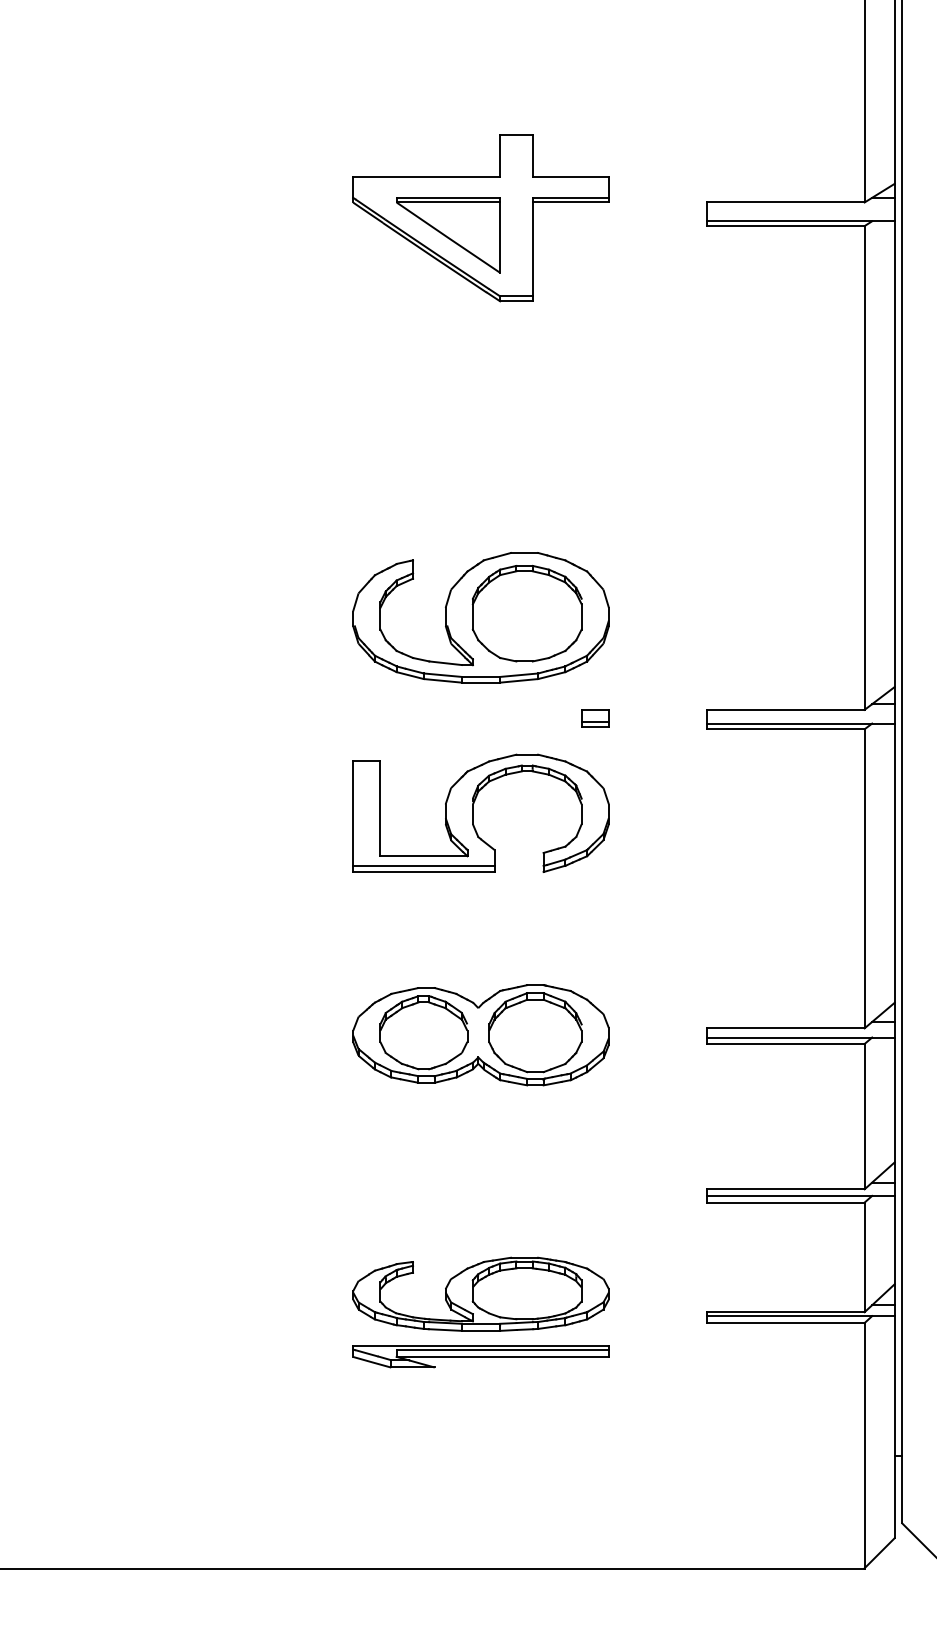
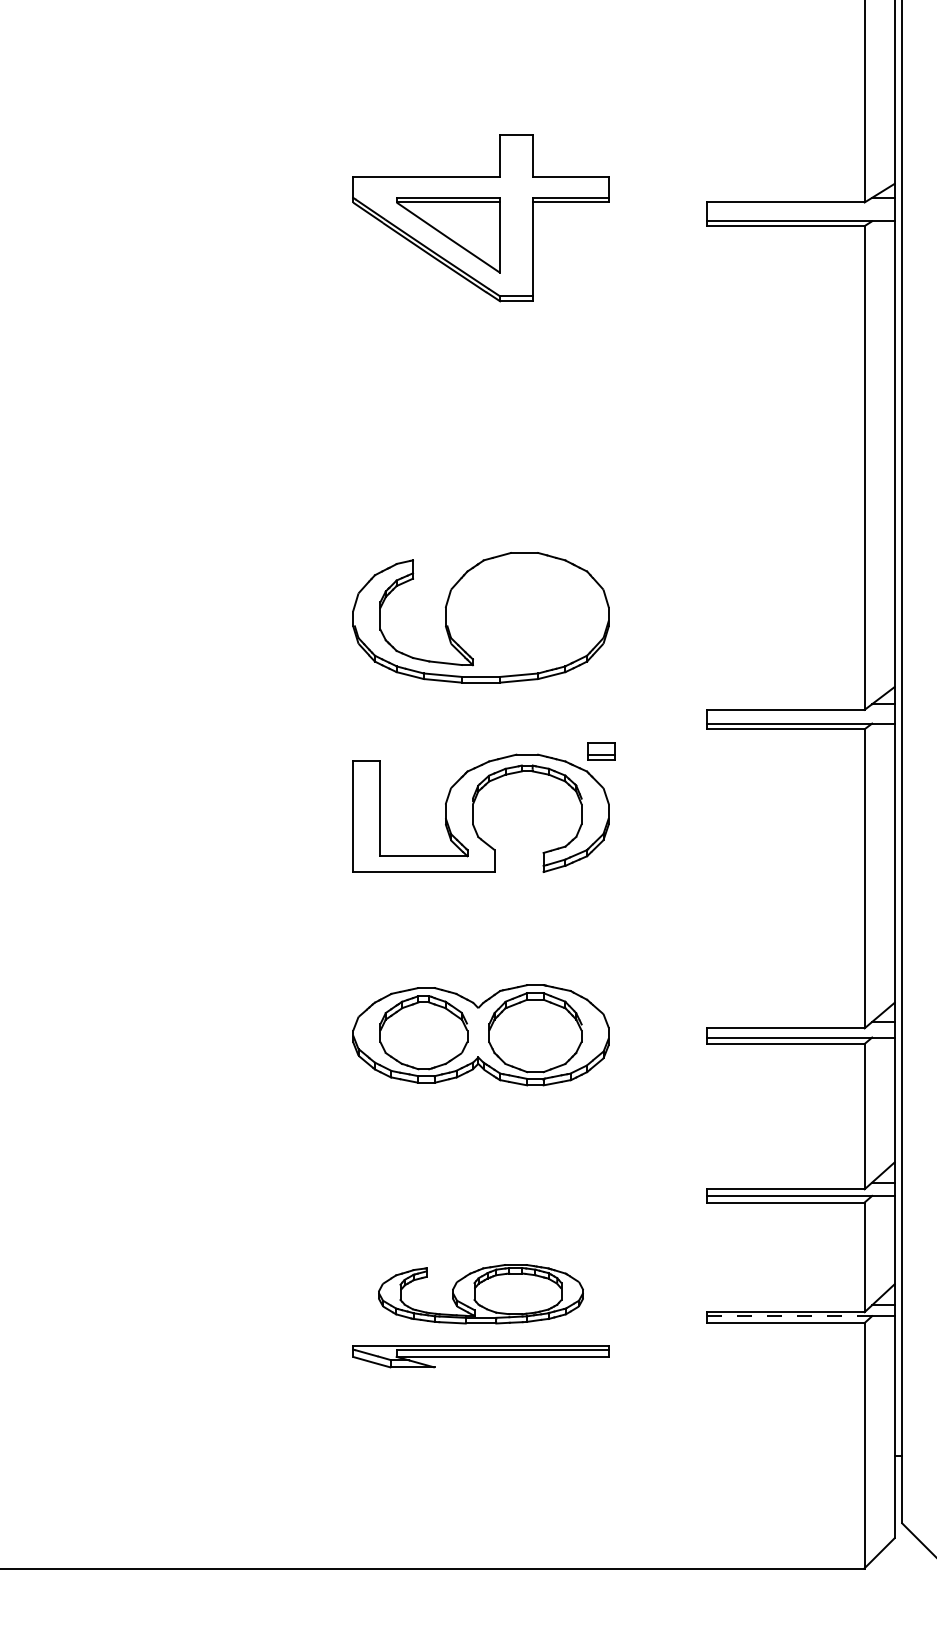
part: present -> none (526, 613)
part position: (595, 718) -> (601, 751) (601, 751)
line: present -> none (423, 865)
part size: 258x76 px -> 206x61 px (480, 1294)
line: solid -> dashed (789, 1316)
